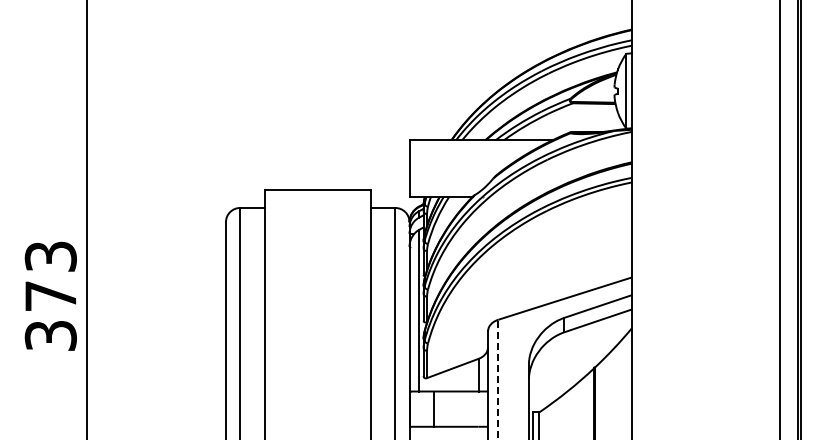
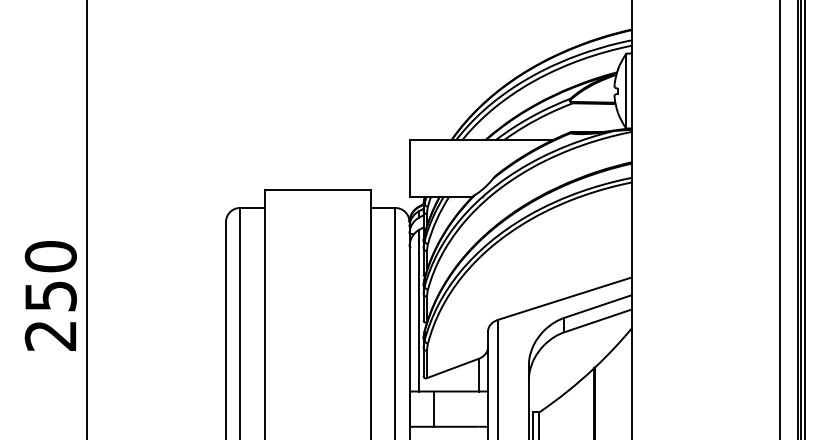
line: none -> present (804, 219)
text: 373 -> 250 (50, 295)
line: dashed -> solid (498, 379)
